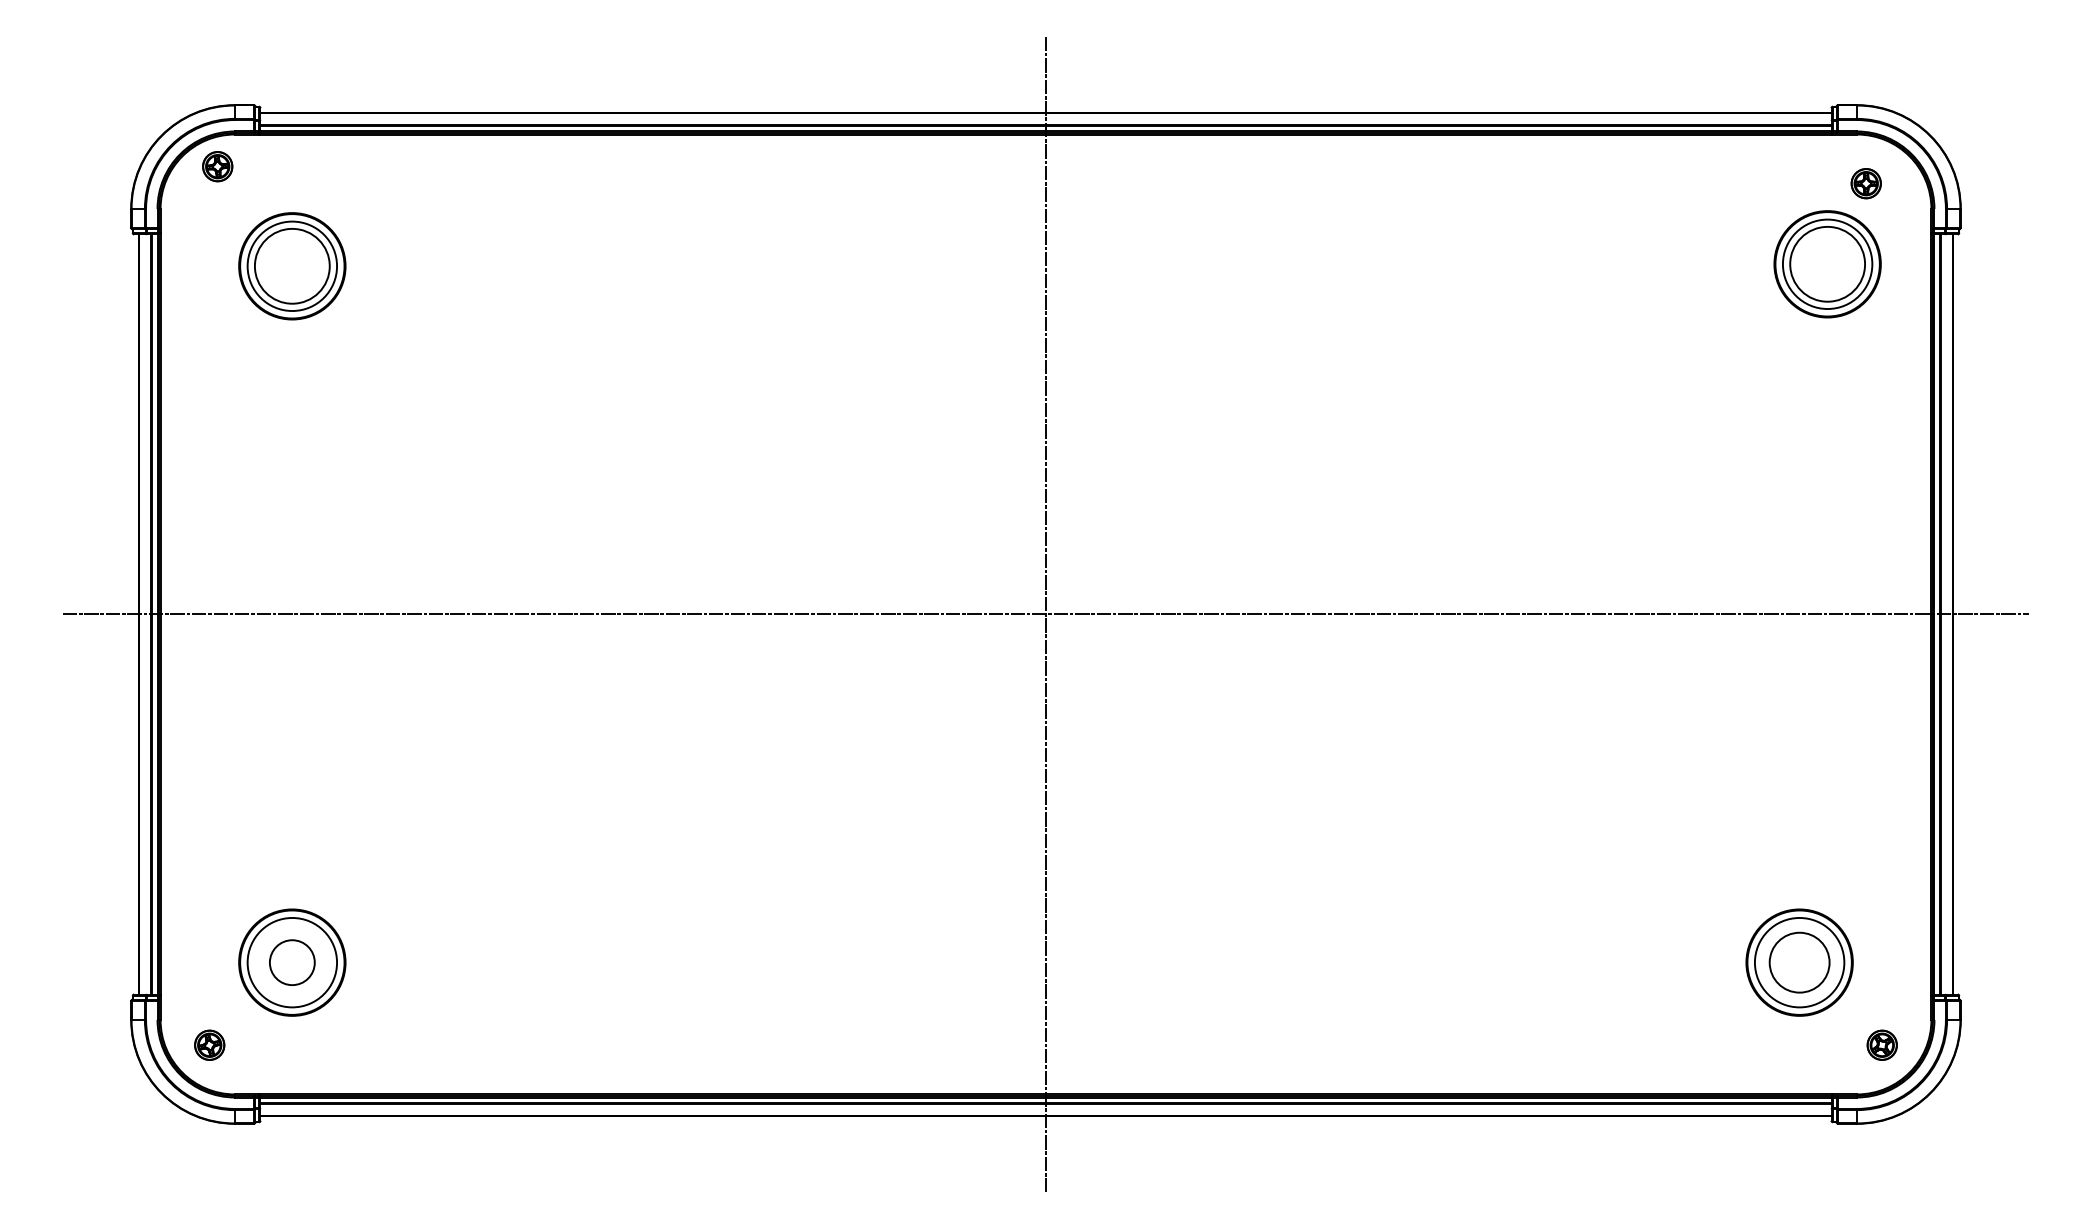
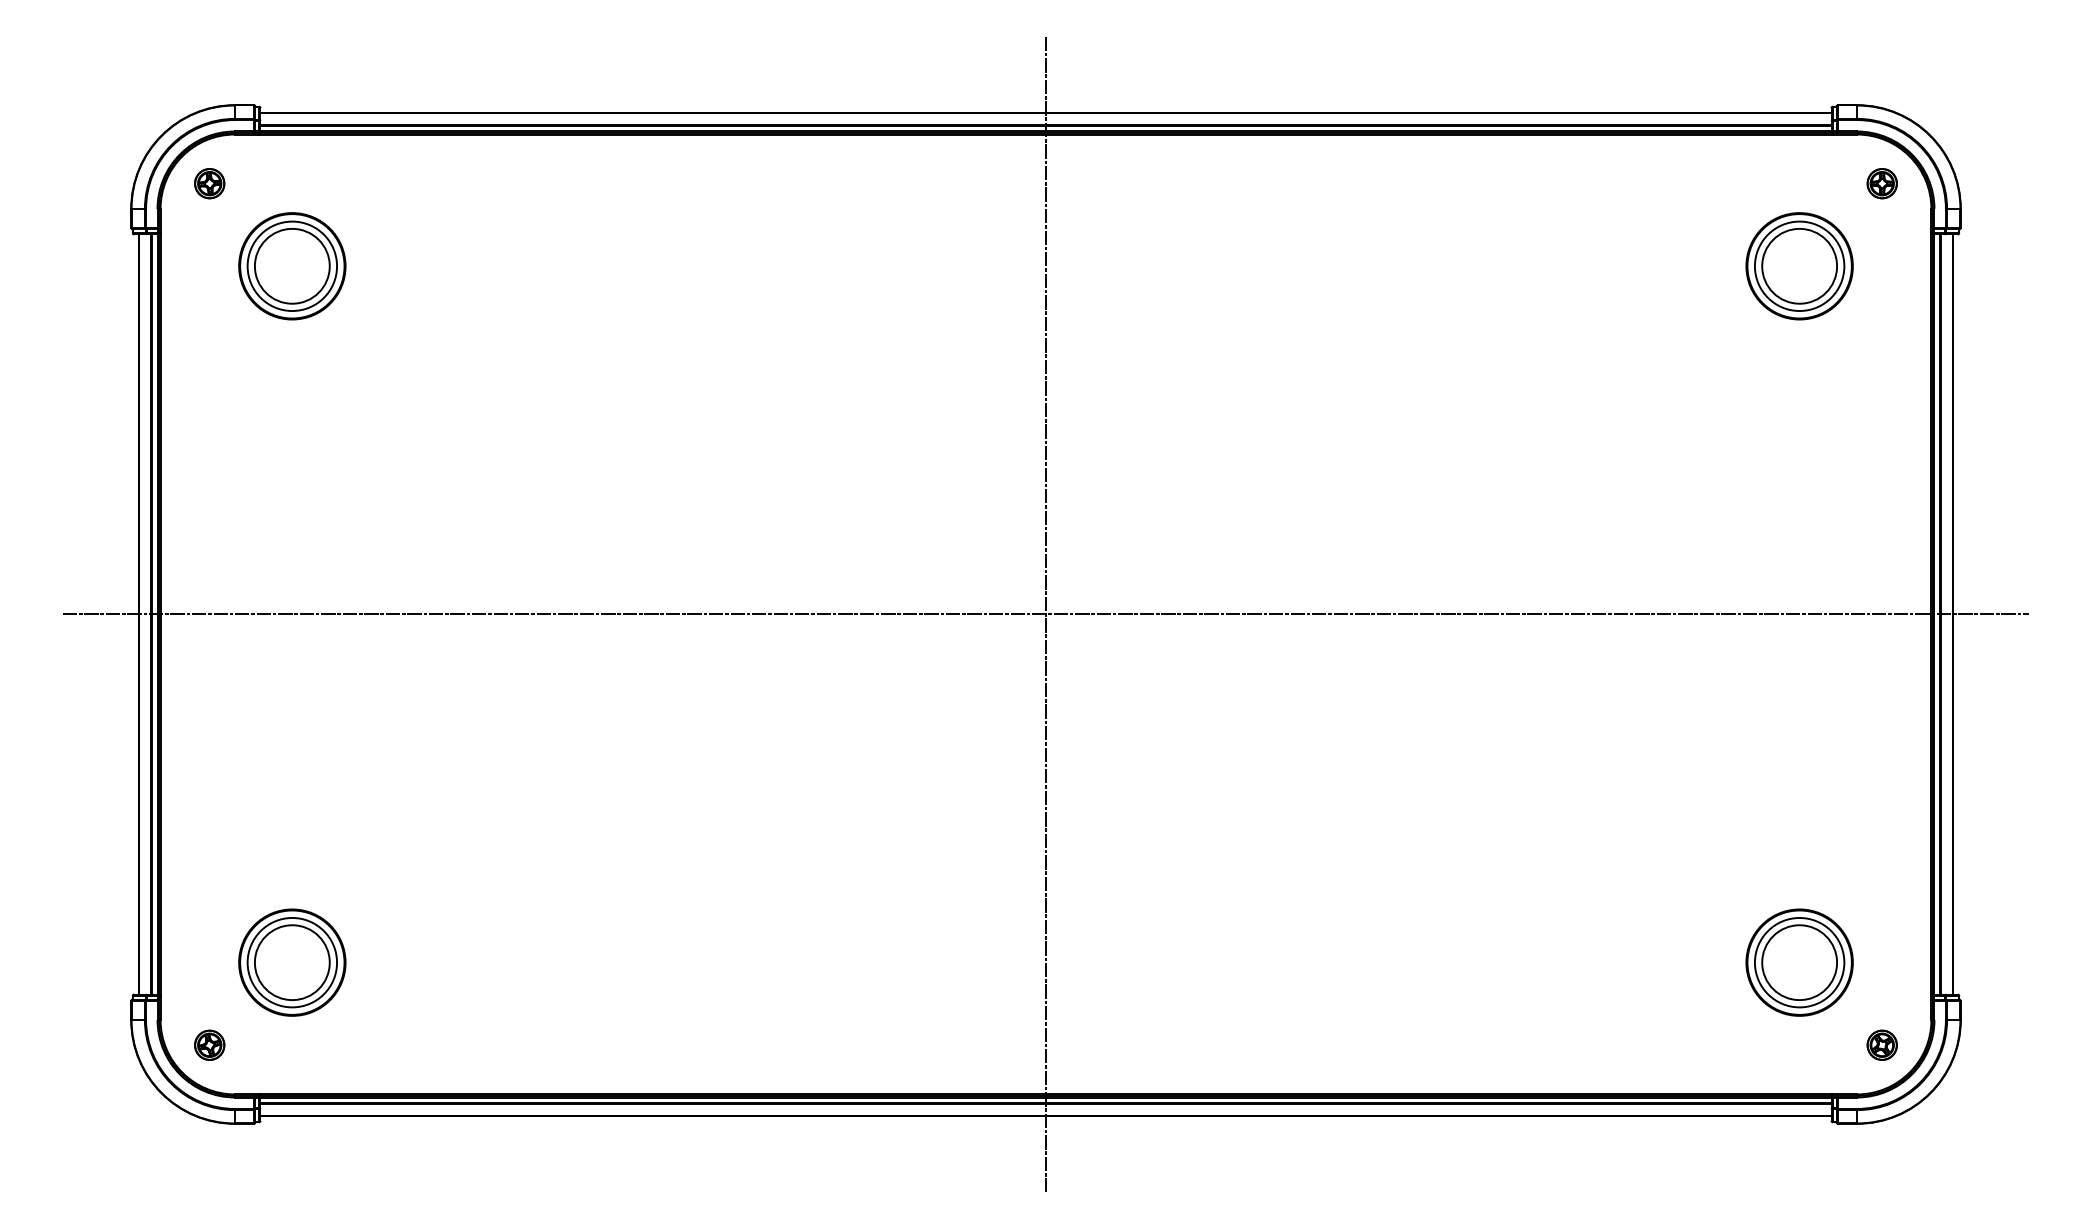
part position: (217, 166) -> (209, 183) (209, 183)
part position: (1865, 183) -> (1881, 183) (1881, 183)
part position: (1827, 264) -> (1799, 266) (1799, 266)
circle diameter: 45 px -> 75 px (291, 962)
circle diameter: 60 px -> 75 px (1799, 962)
